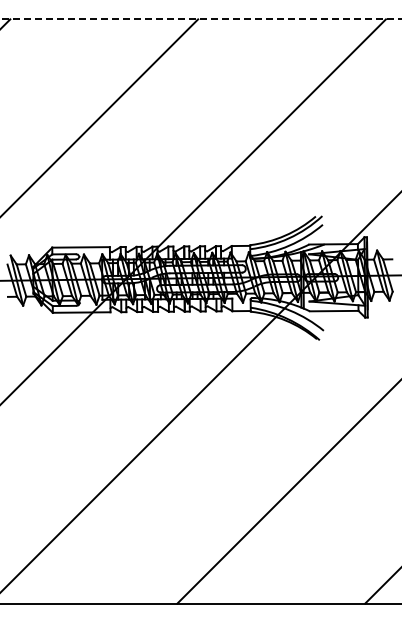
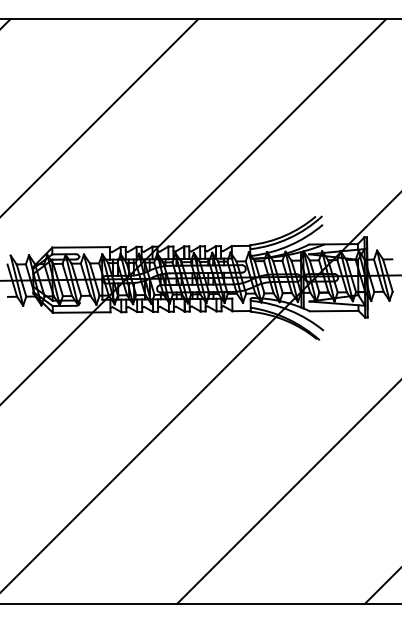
line: dashed -> solid (200, 18)
